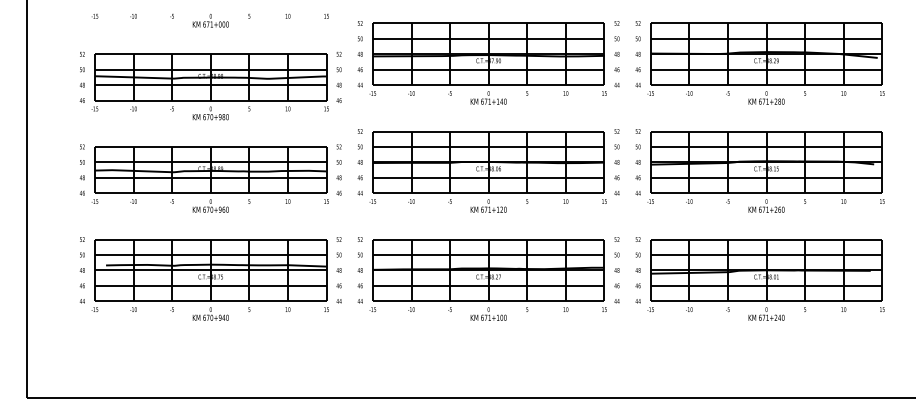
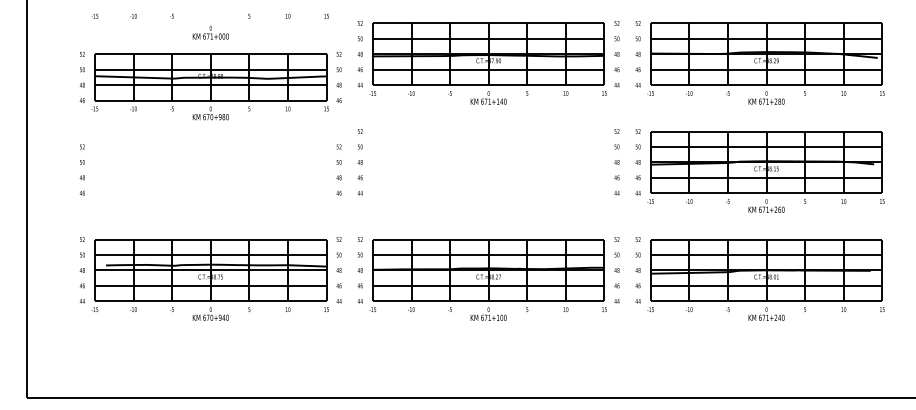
text position: (210, 20) -> (210, 32) (210, 32)
part: present -> none (487, 171)
part: present -> none (209, 179)
